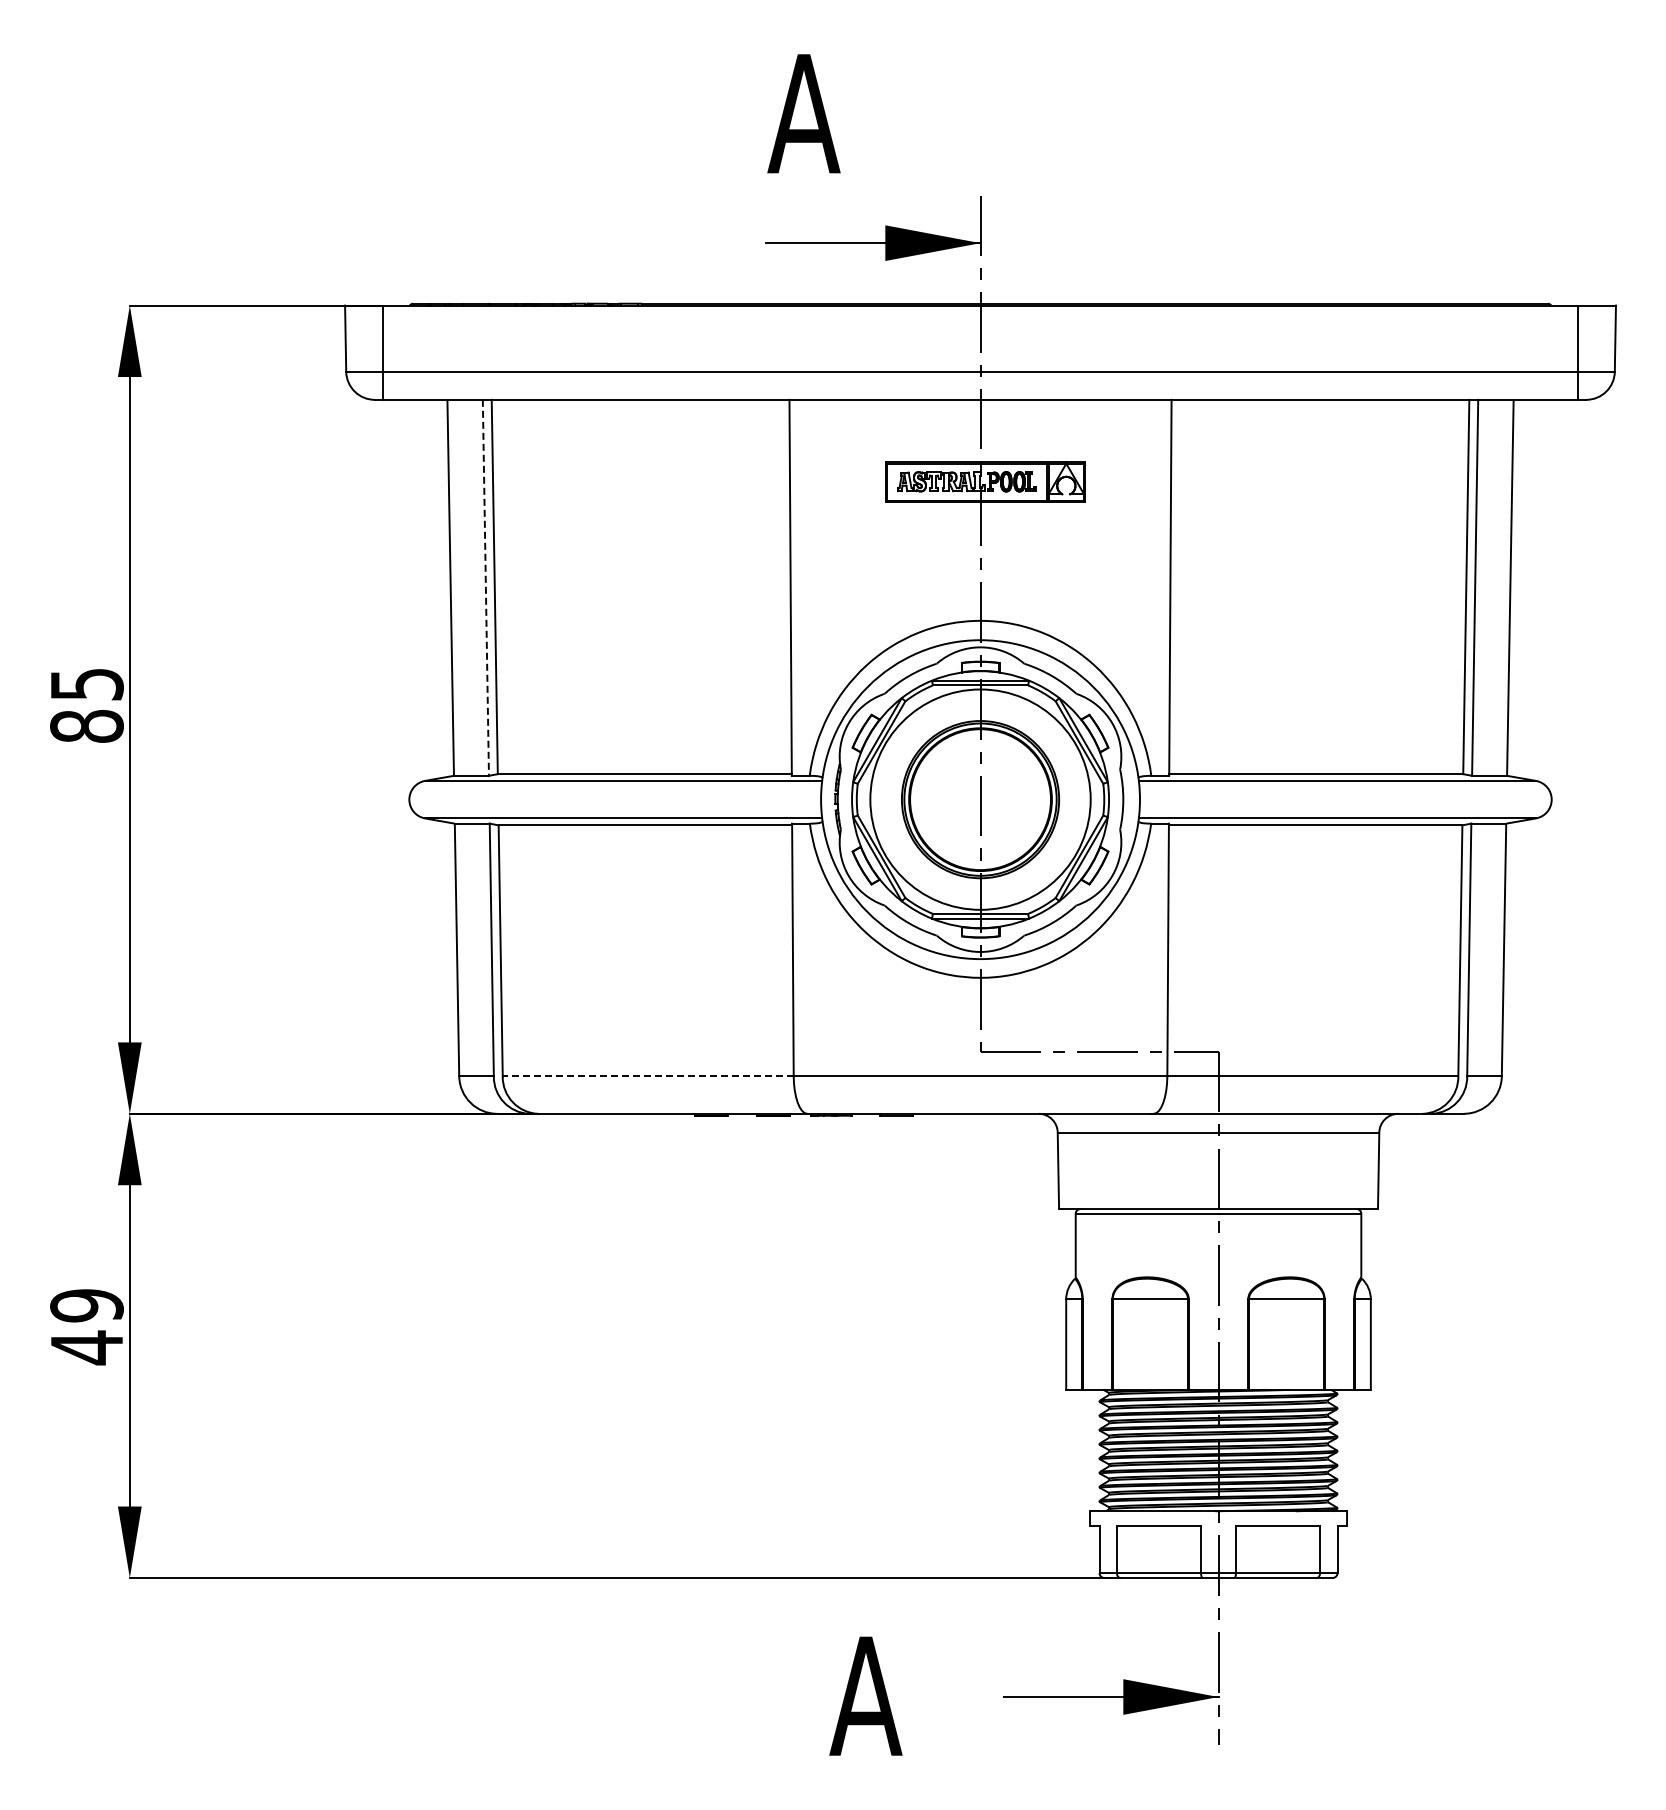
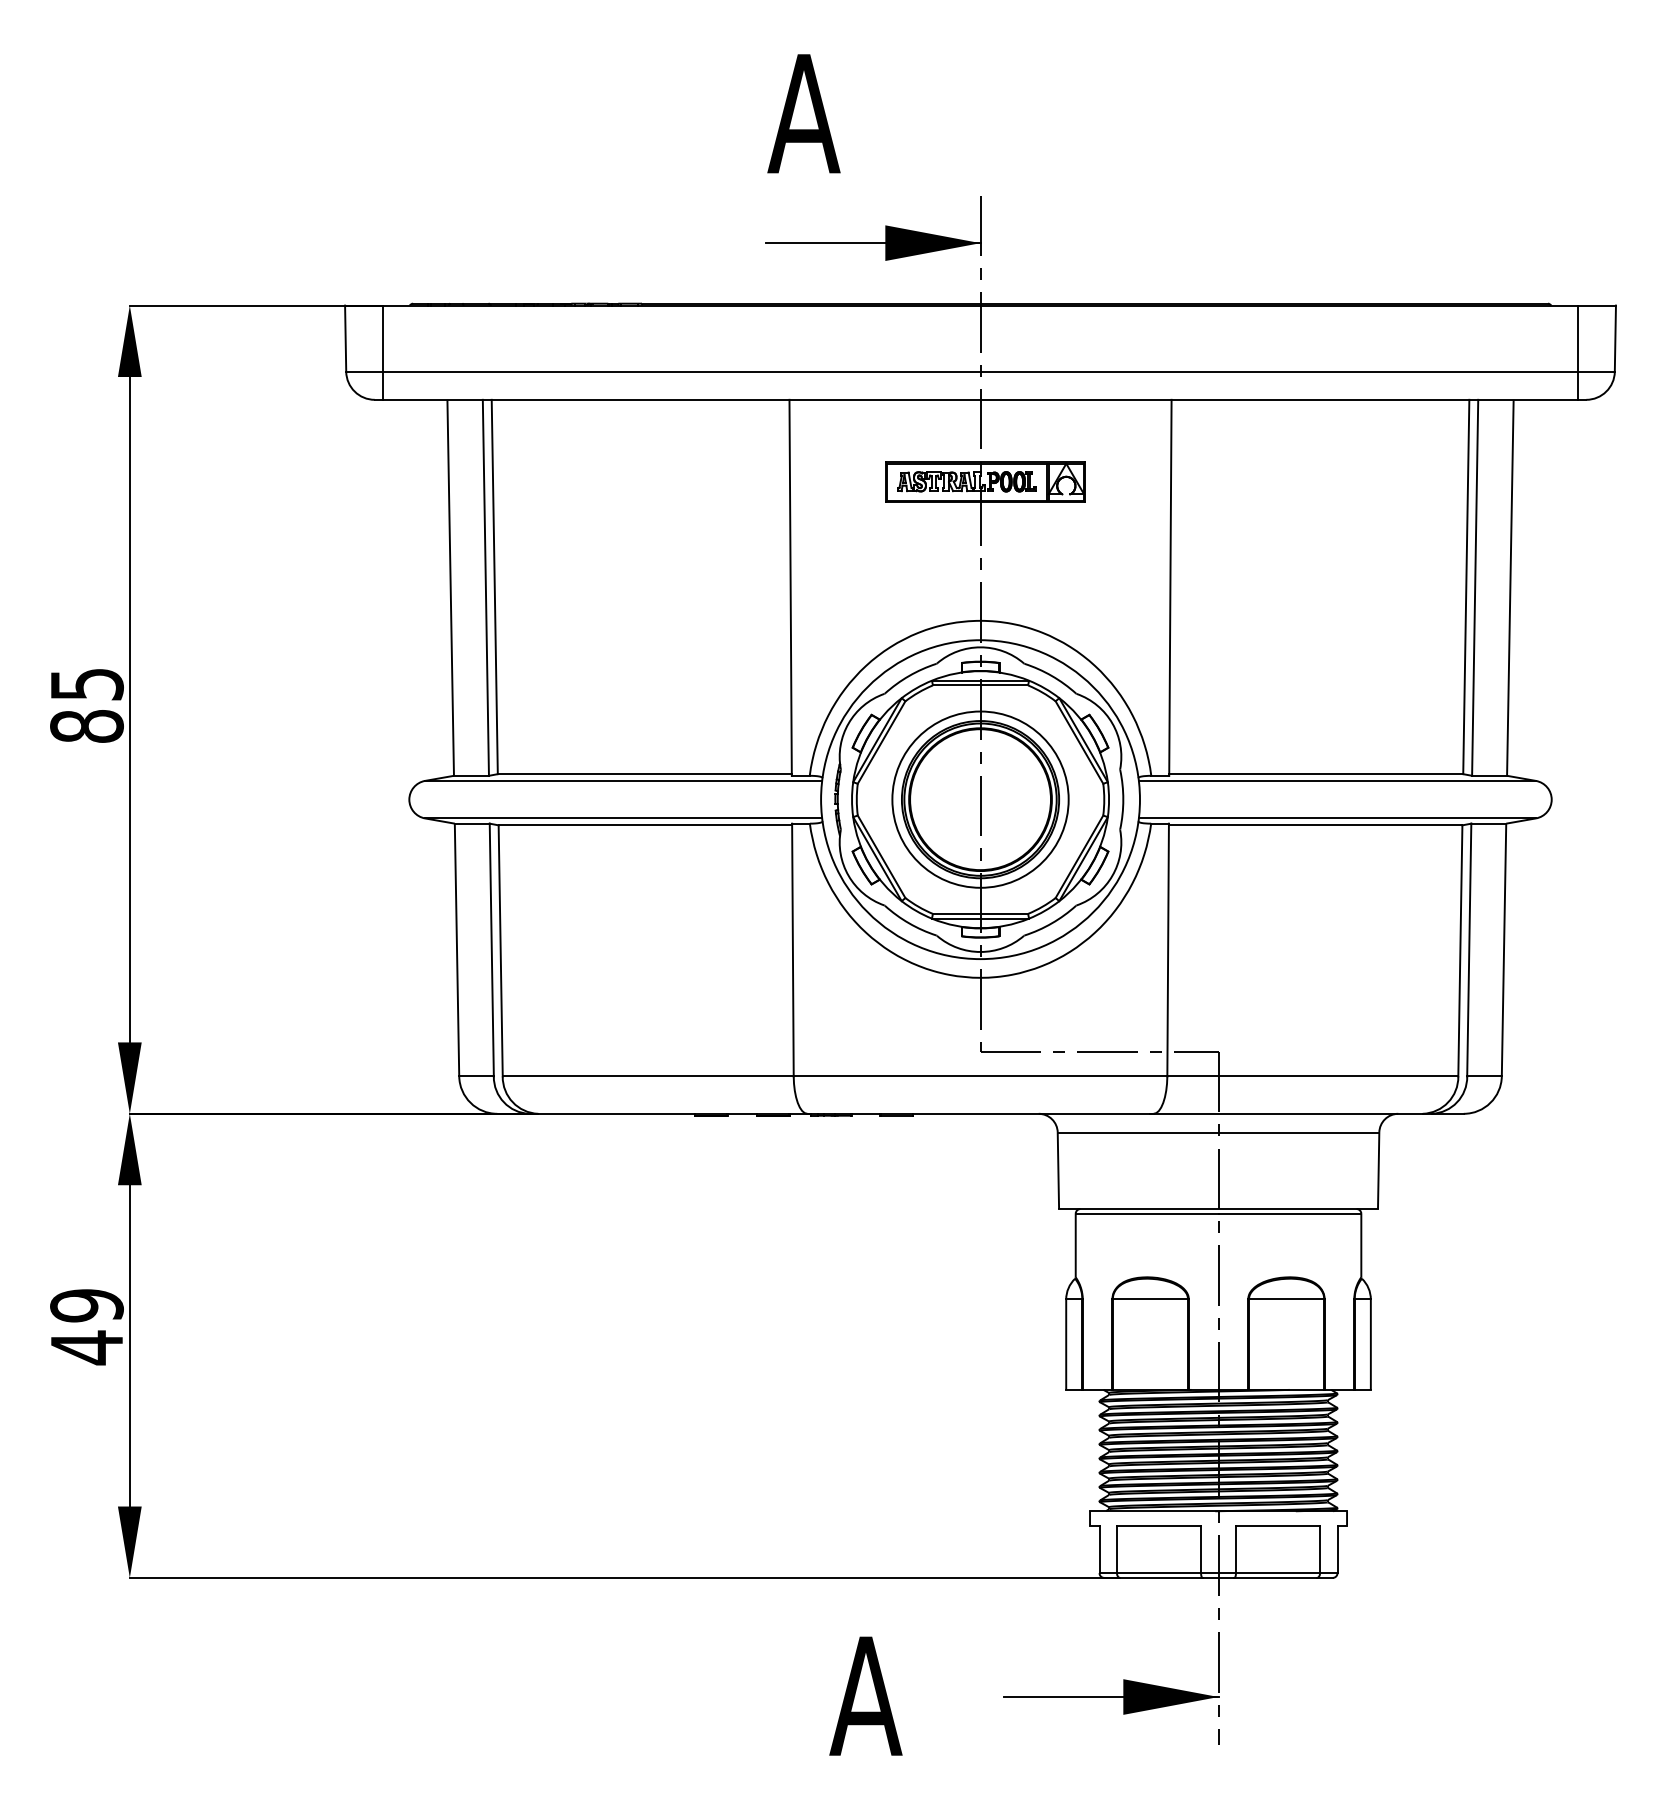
line: dashed -> solid (485, 588)
circle diameter: 220 px -> 176 px (980, 799)
line: dashed -> solid (647, 1076)
